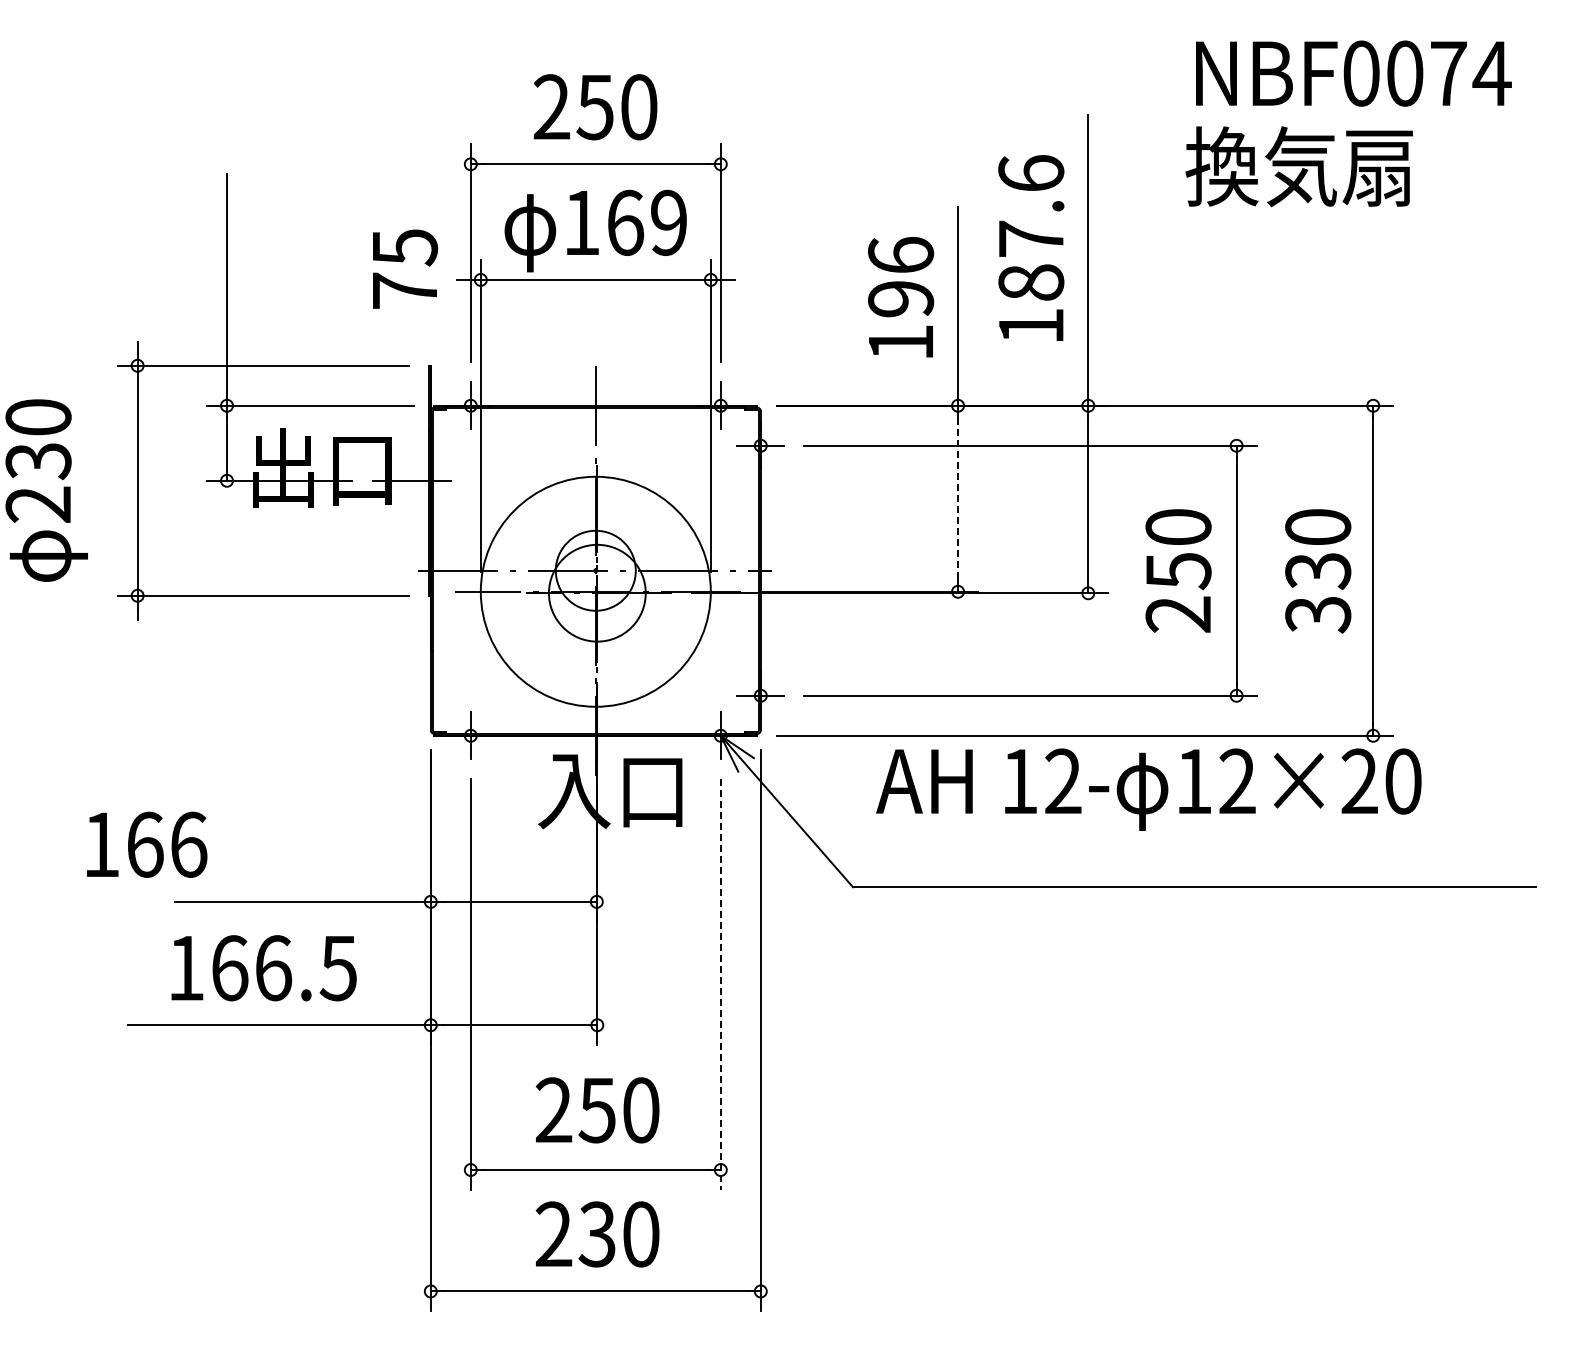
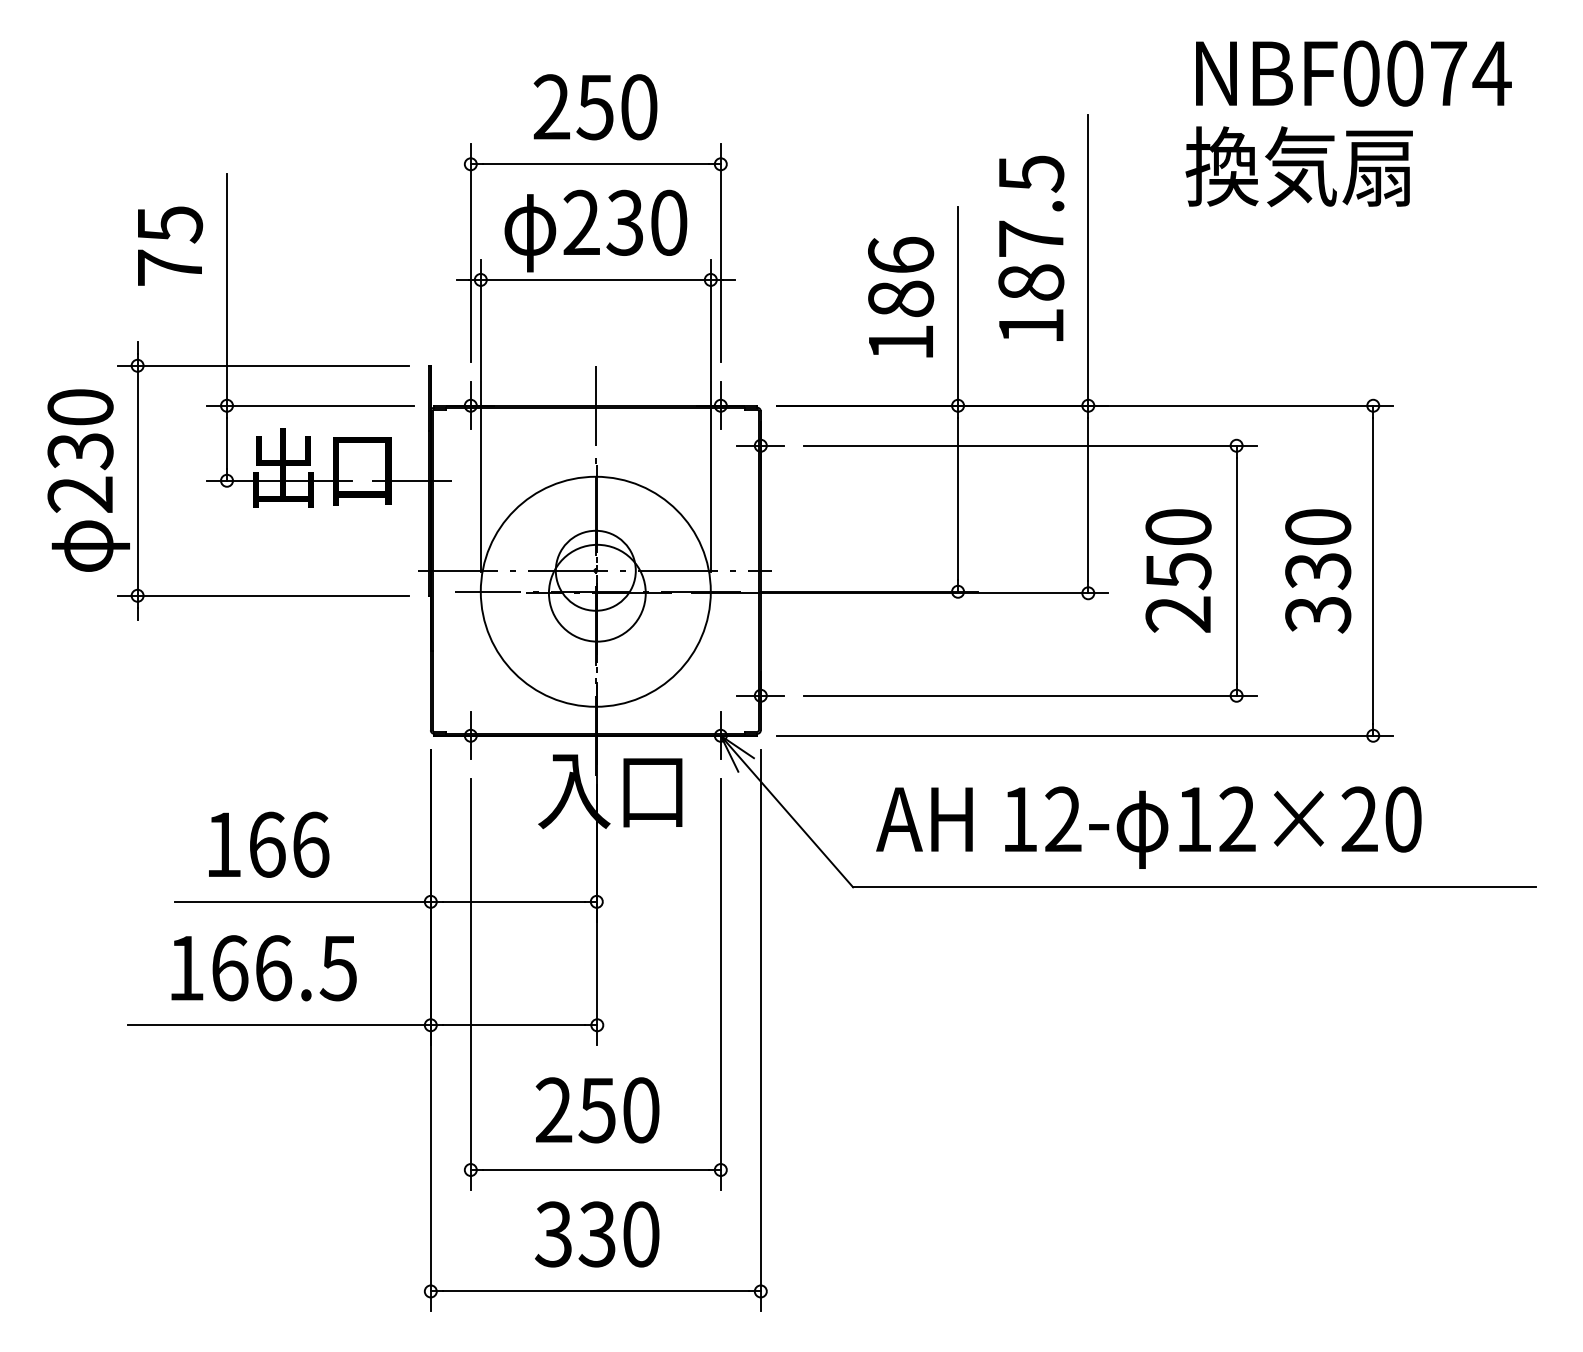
text: 187.6 -> 187.5 (1031, 173)
text: 169 -> 230 (625, 222)
text position: (405, 268) -> (170, 245) (170, 245)
text: 196 -> 186 (901, 298)
text position: (46, 490) -> (88, 480) (88, 480)
line: dashed -> solid (958, 499)
text position: (1148, 789) -> (1148, 827) (1148, 827)
text position: (147, 844) -> (269, 844) (269, 844)
line: dashed -> solid (720, 985)
text: 230 -> 330 (553, 1234)
